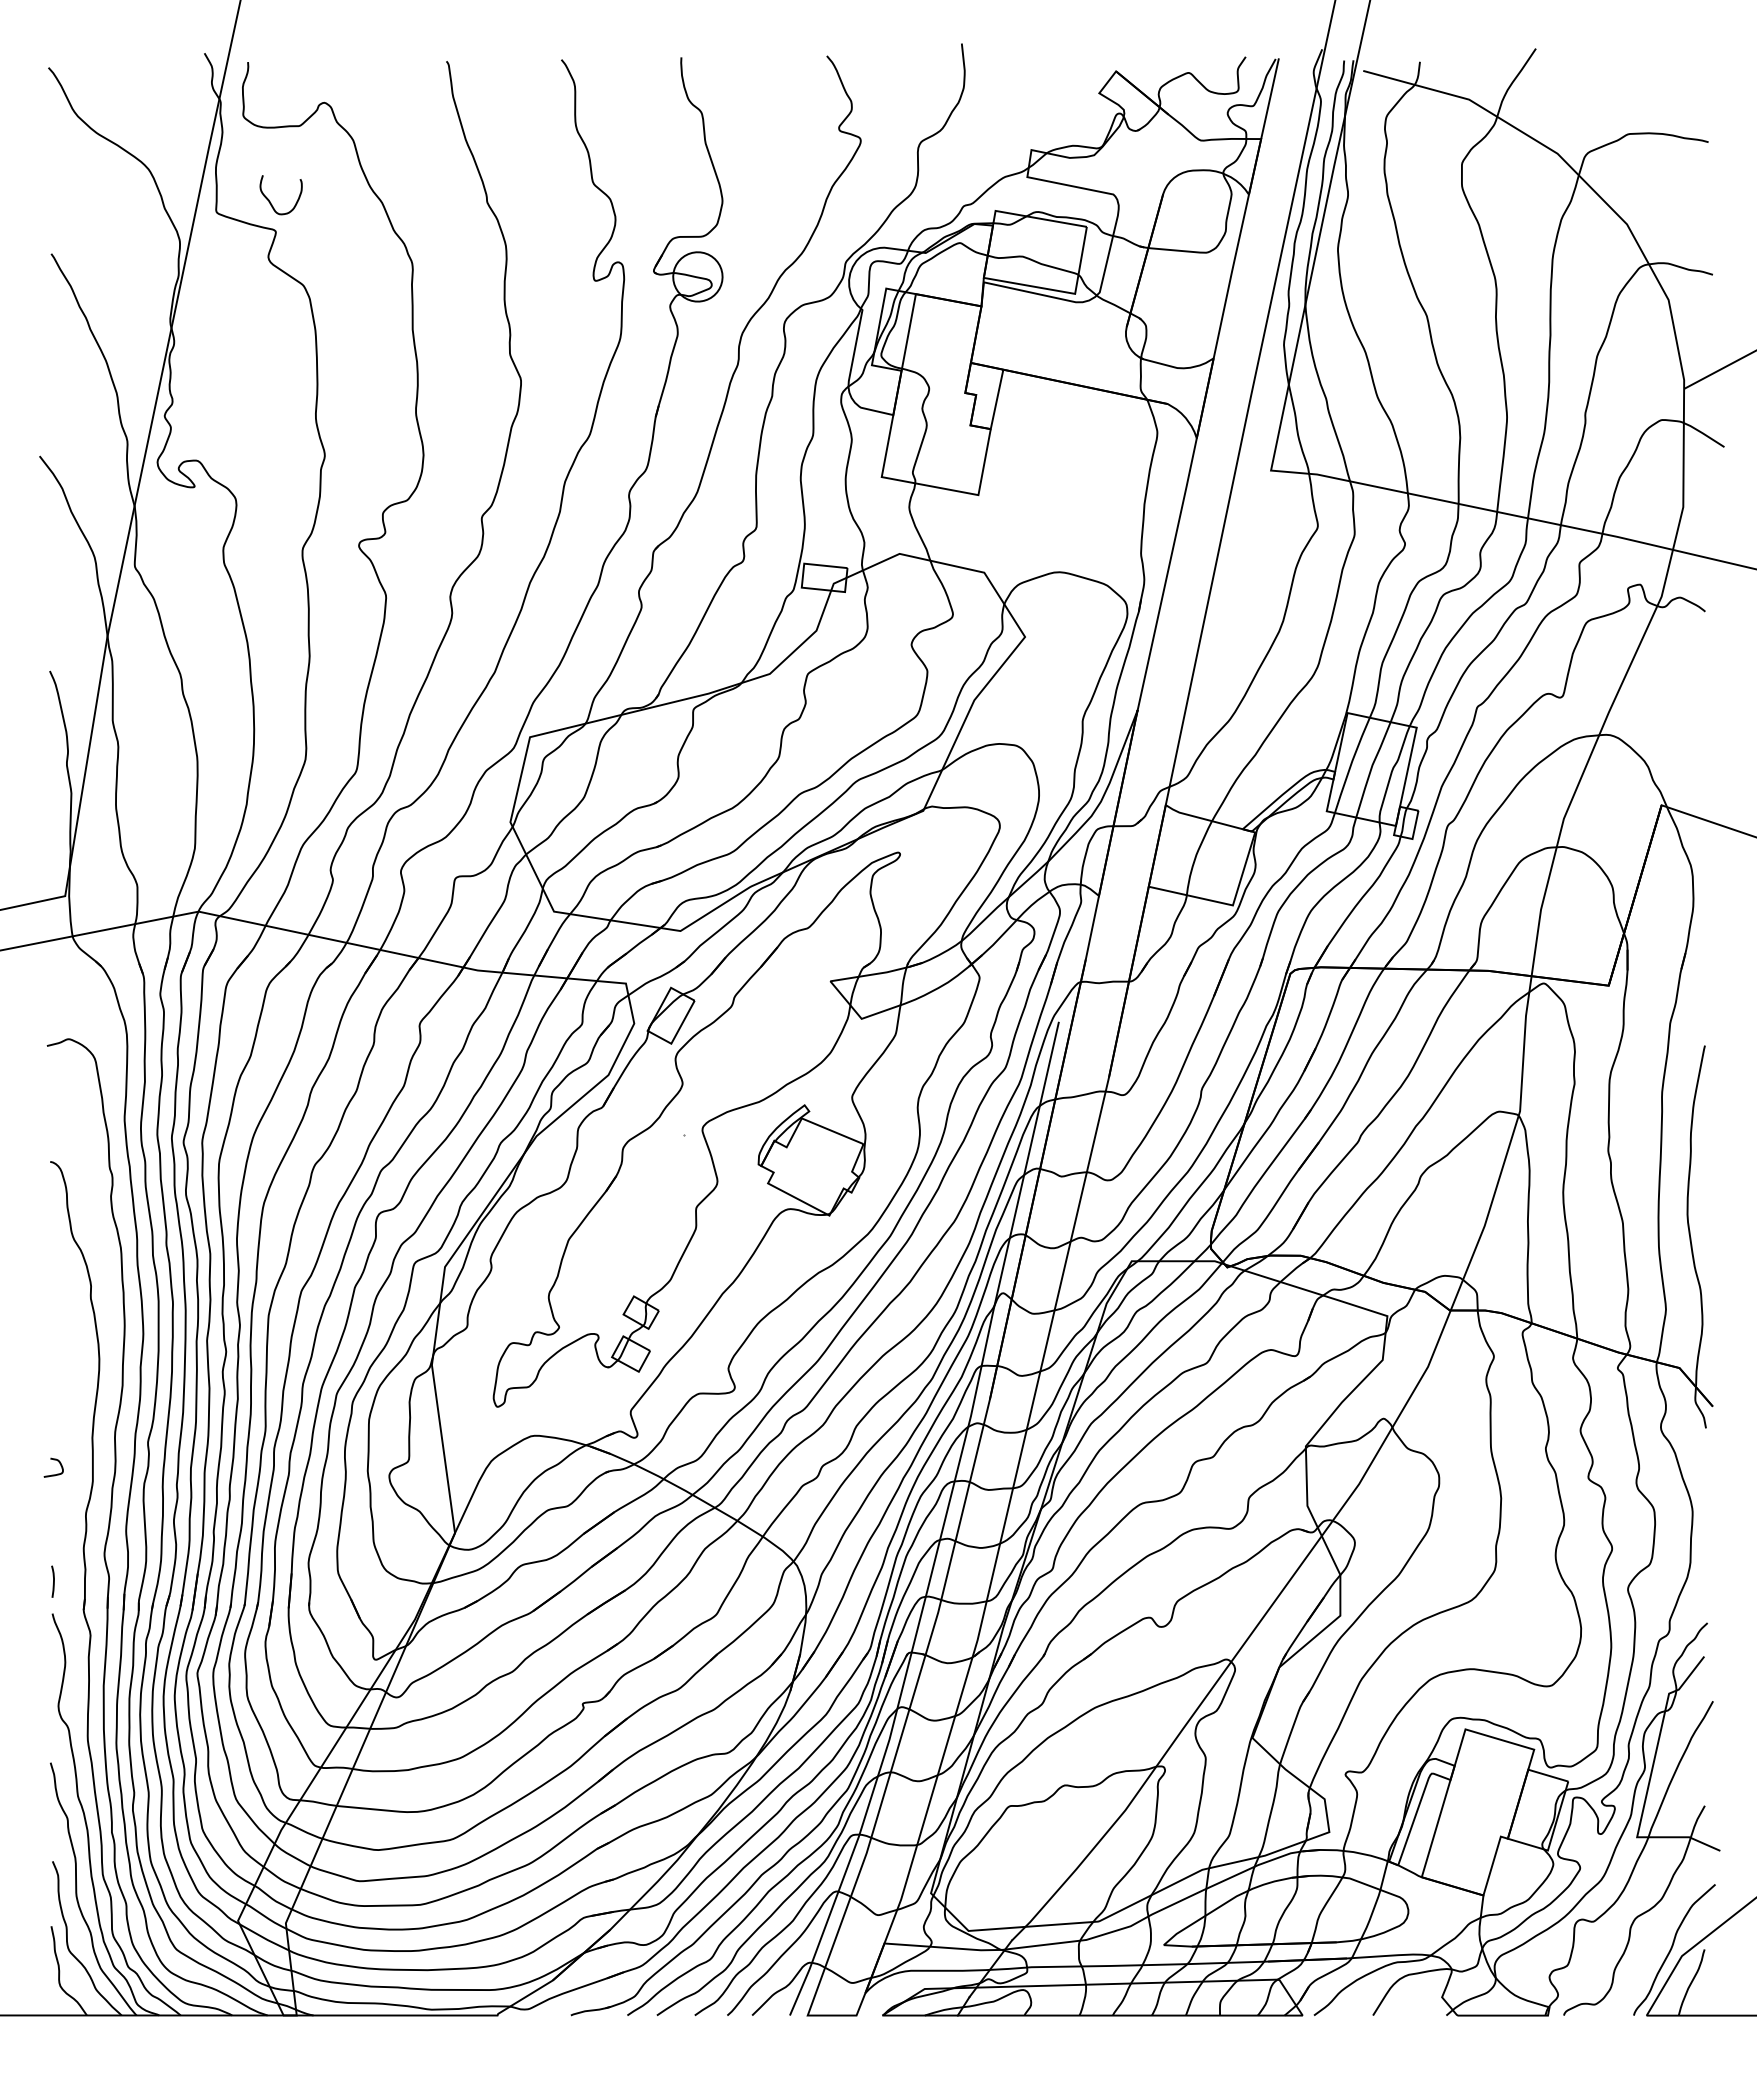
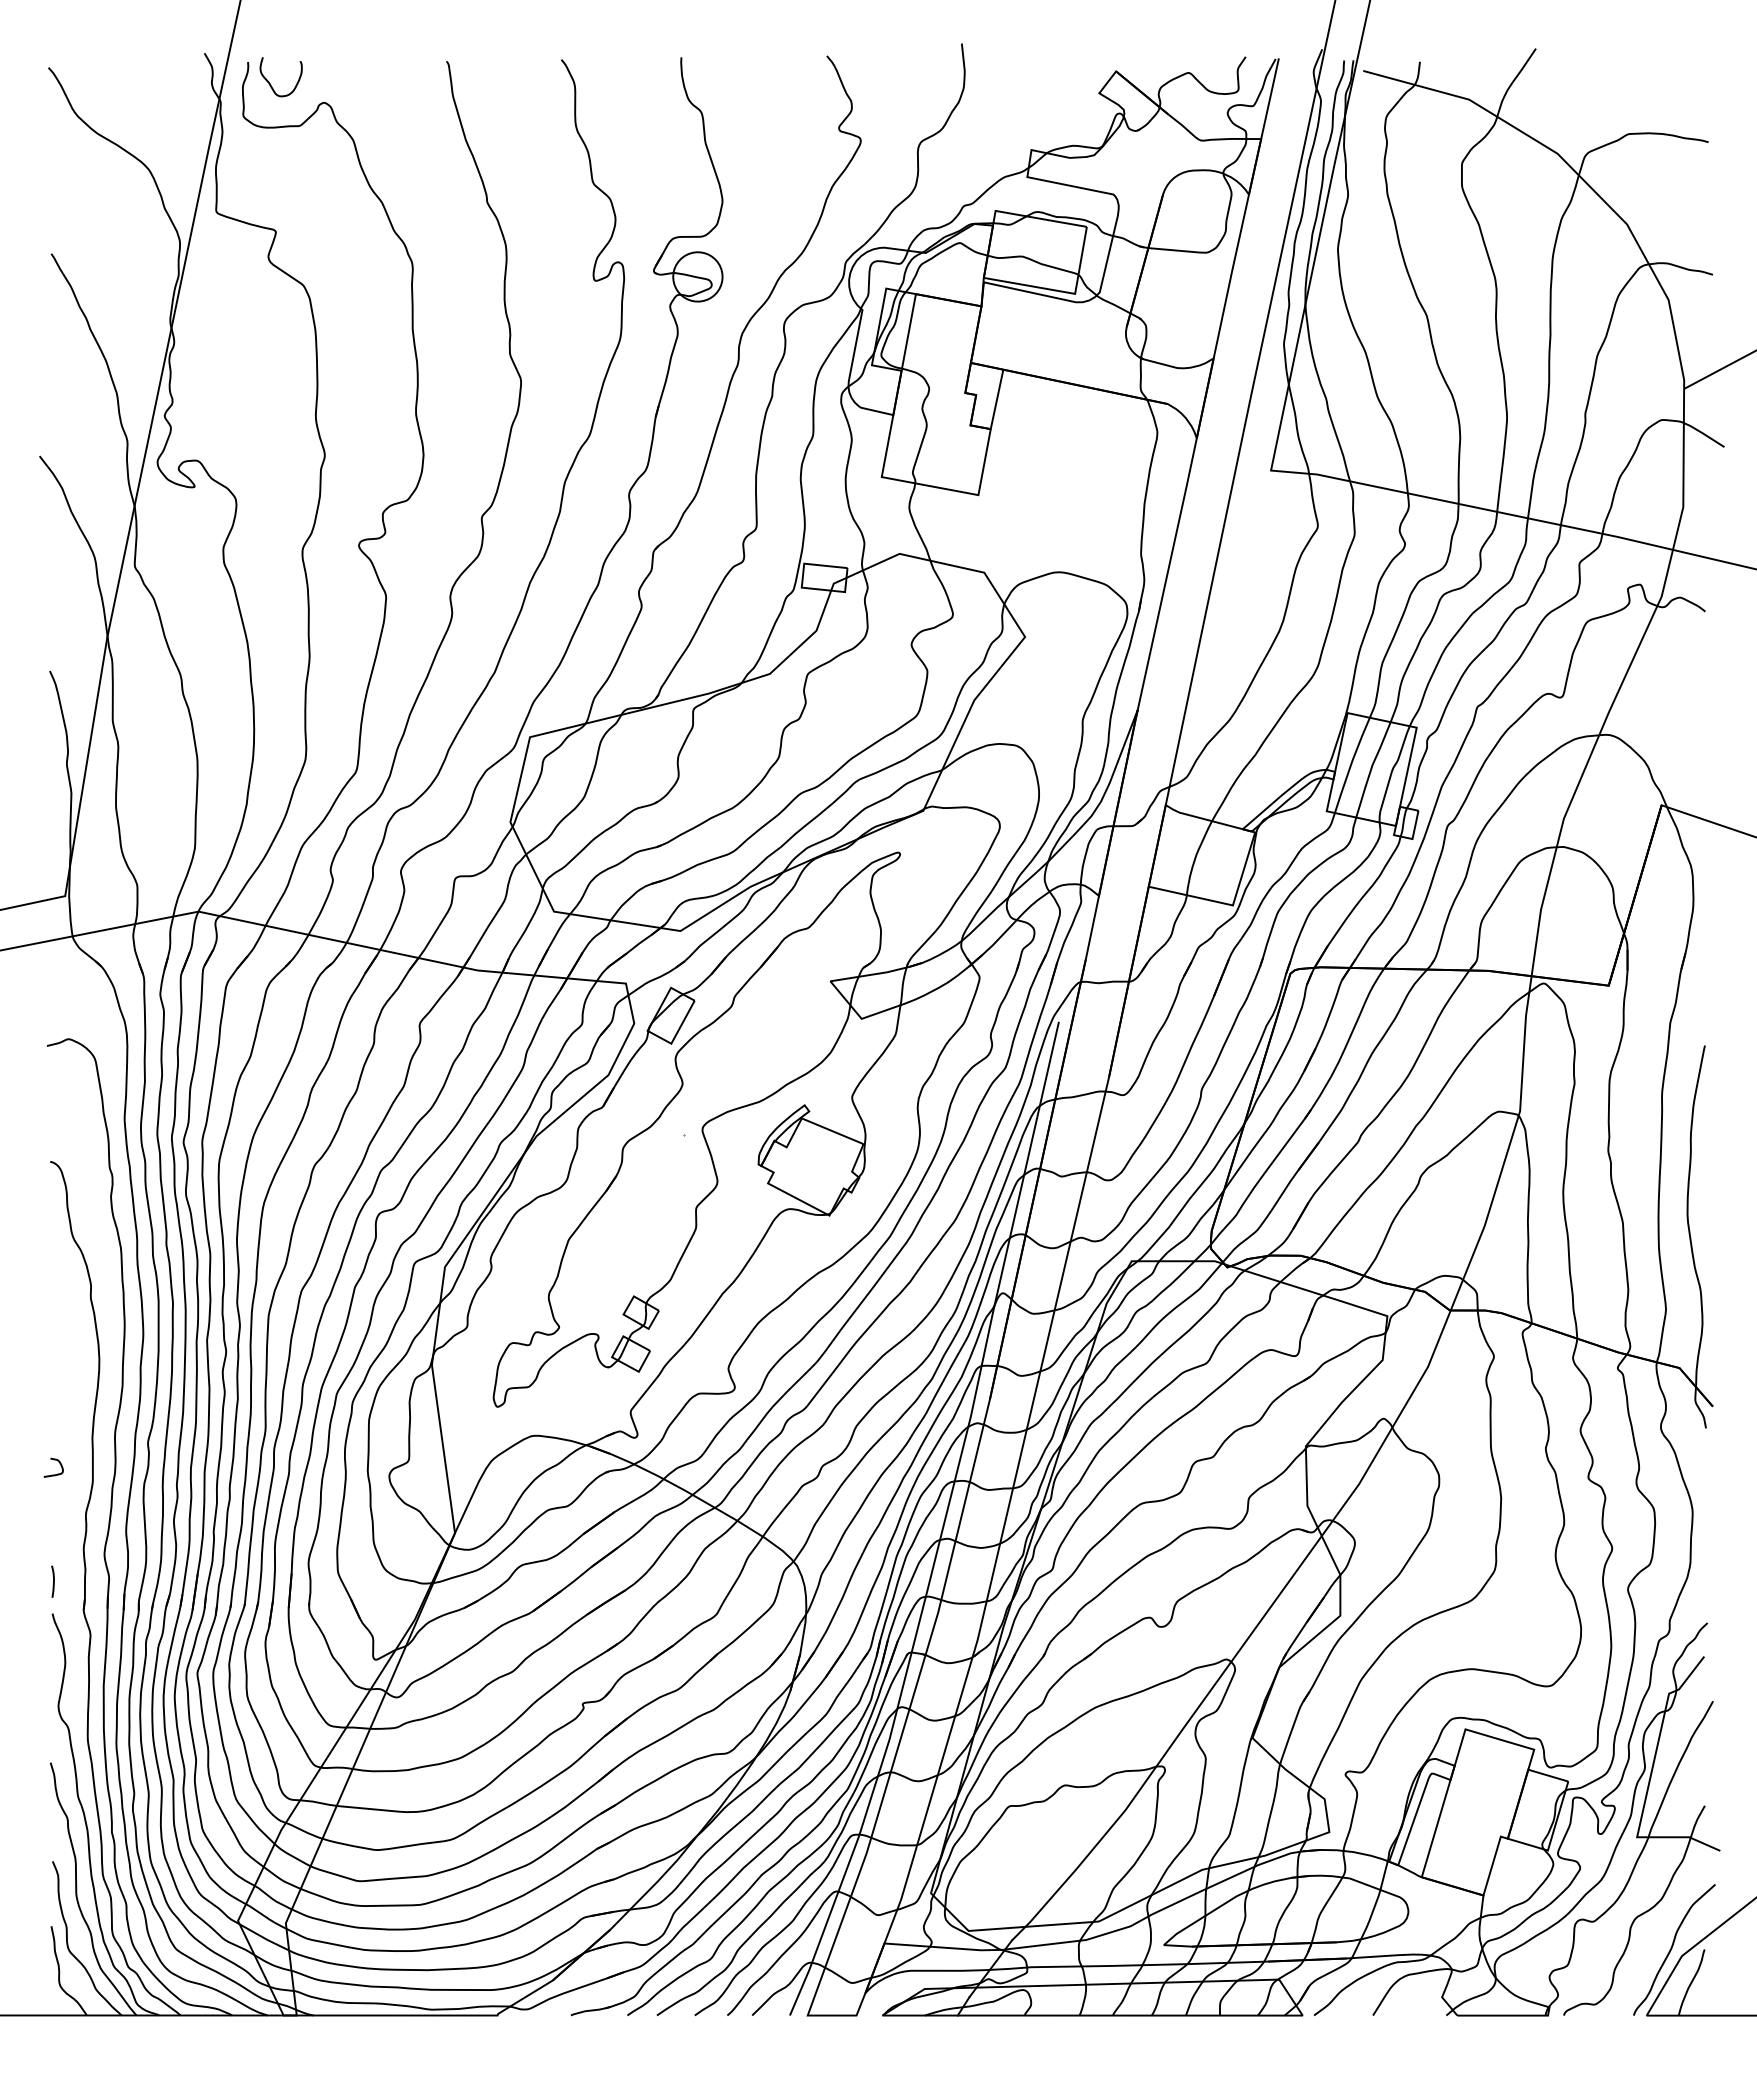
curve position: (270, 201) -> (270, 83) (270, 83)
